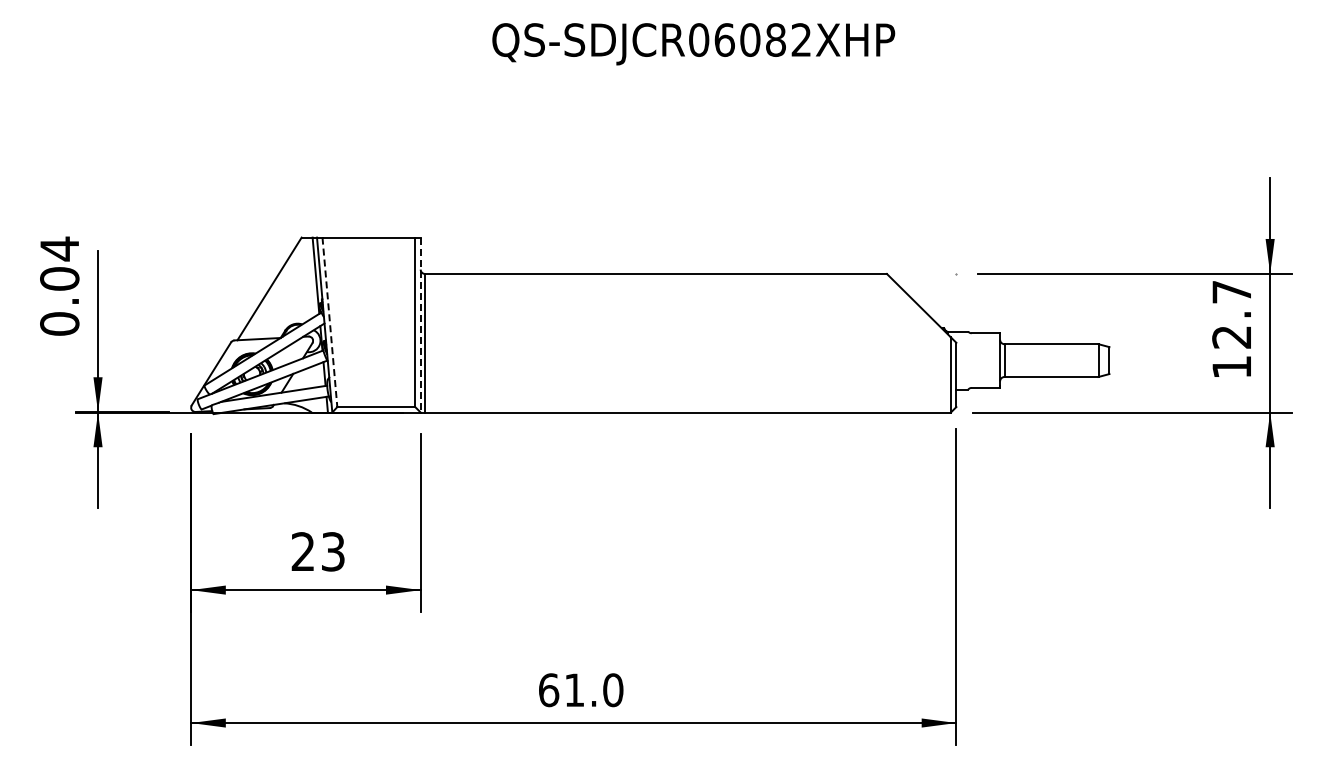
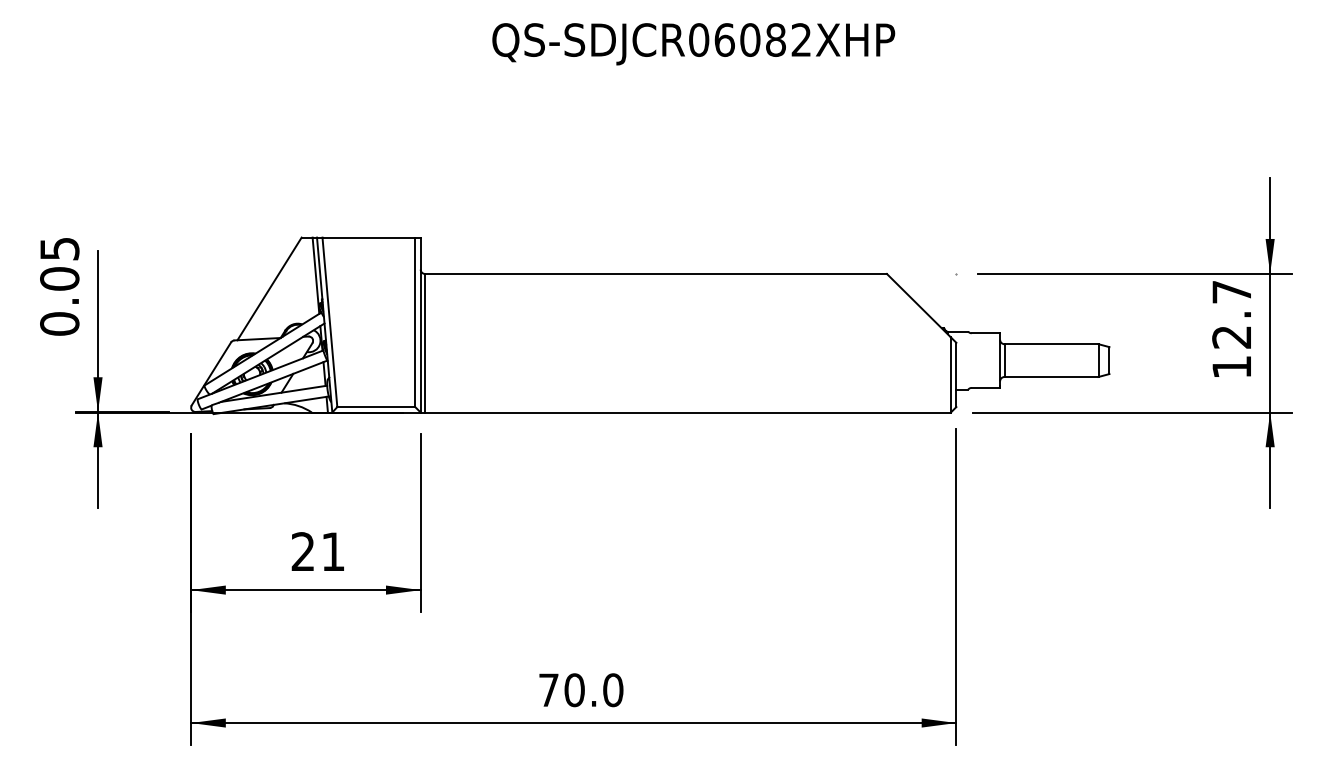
text: 0.04 -> 0.05 (59, 248)
line: dashed -> solid (329, 322)
line: dashed -> solid (420, 325)
text: 23 -> 21 (333, 551)
text: 61.0 -> 70.0 (561, 690)
